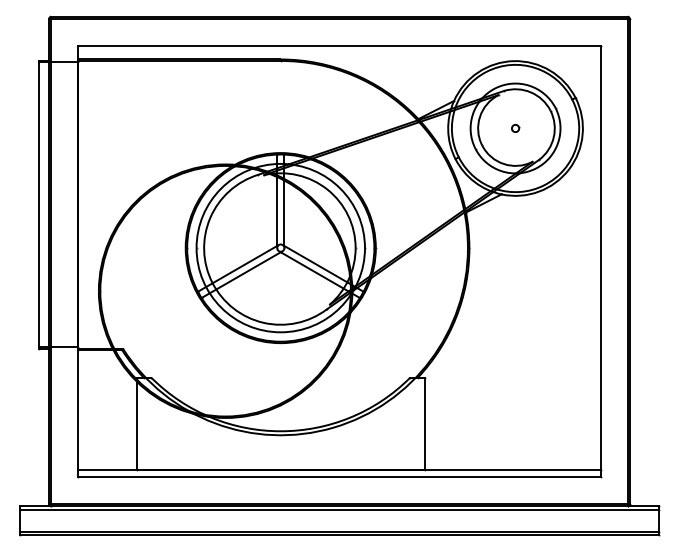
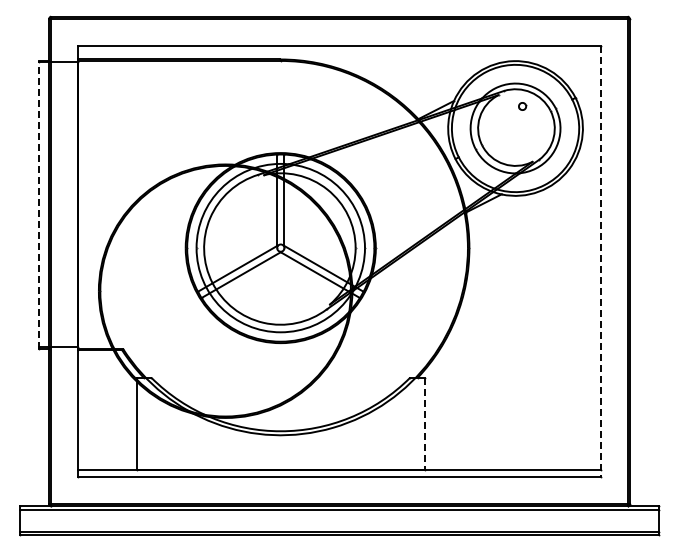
part position: (515, 128) -> (522, 106) (522, 106)
line: solid -> dashed (38, 204)
line: solid -> dashed (600, 261)
line: solid -> dashed (424, 424)
